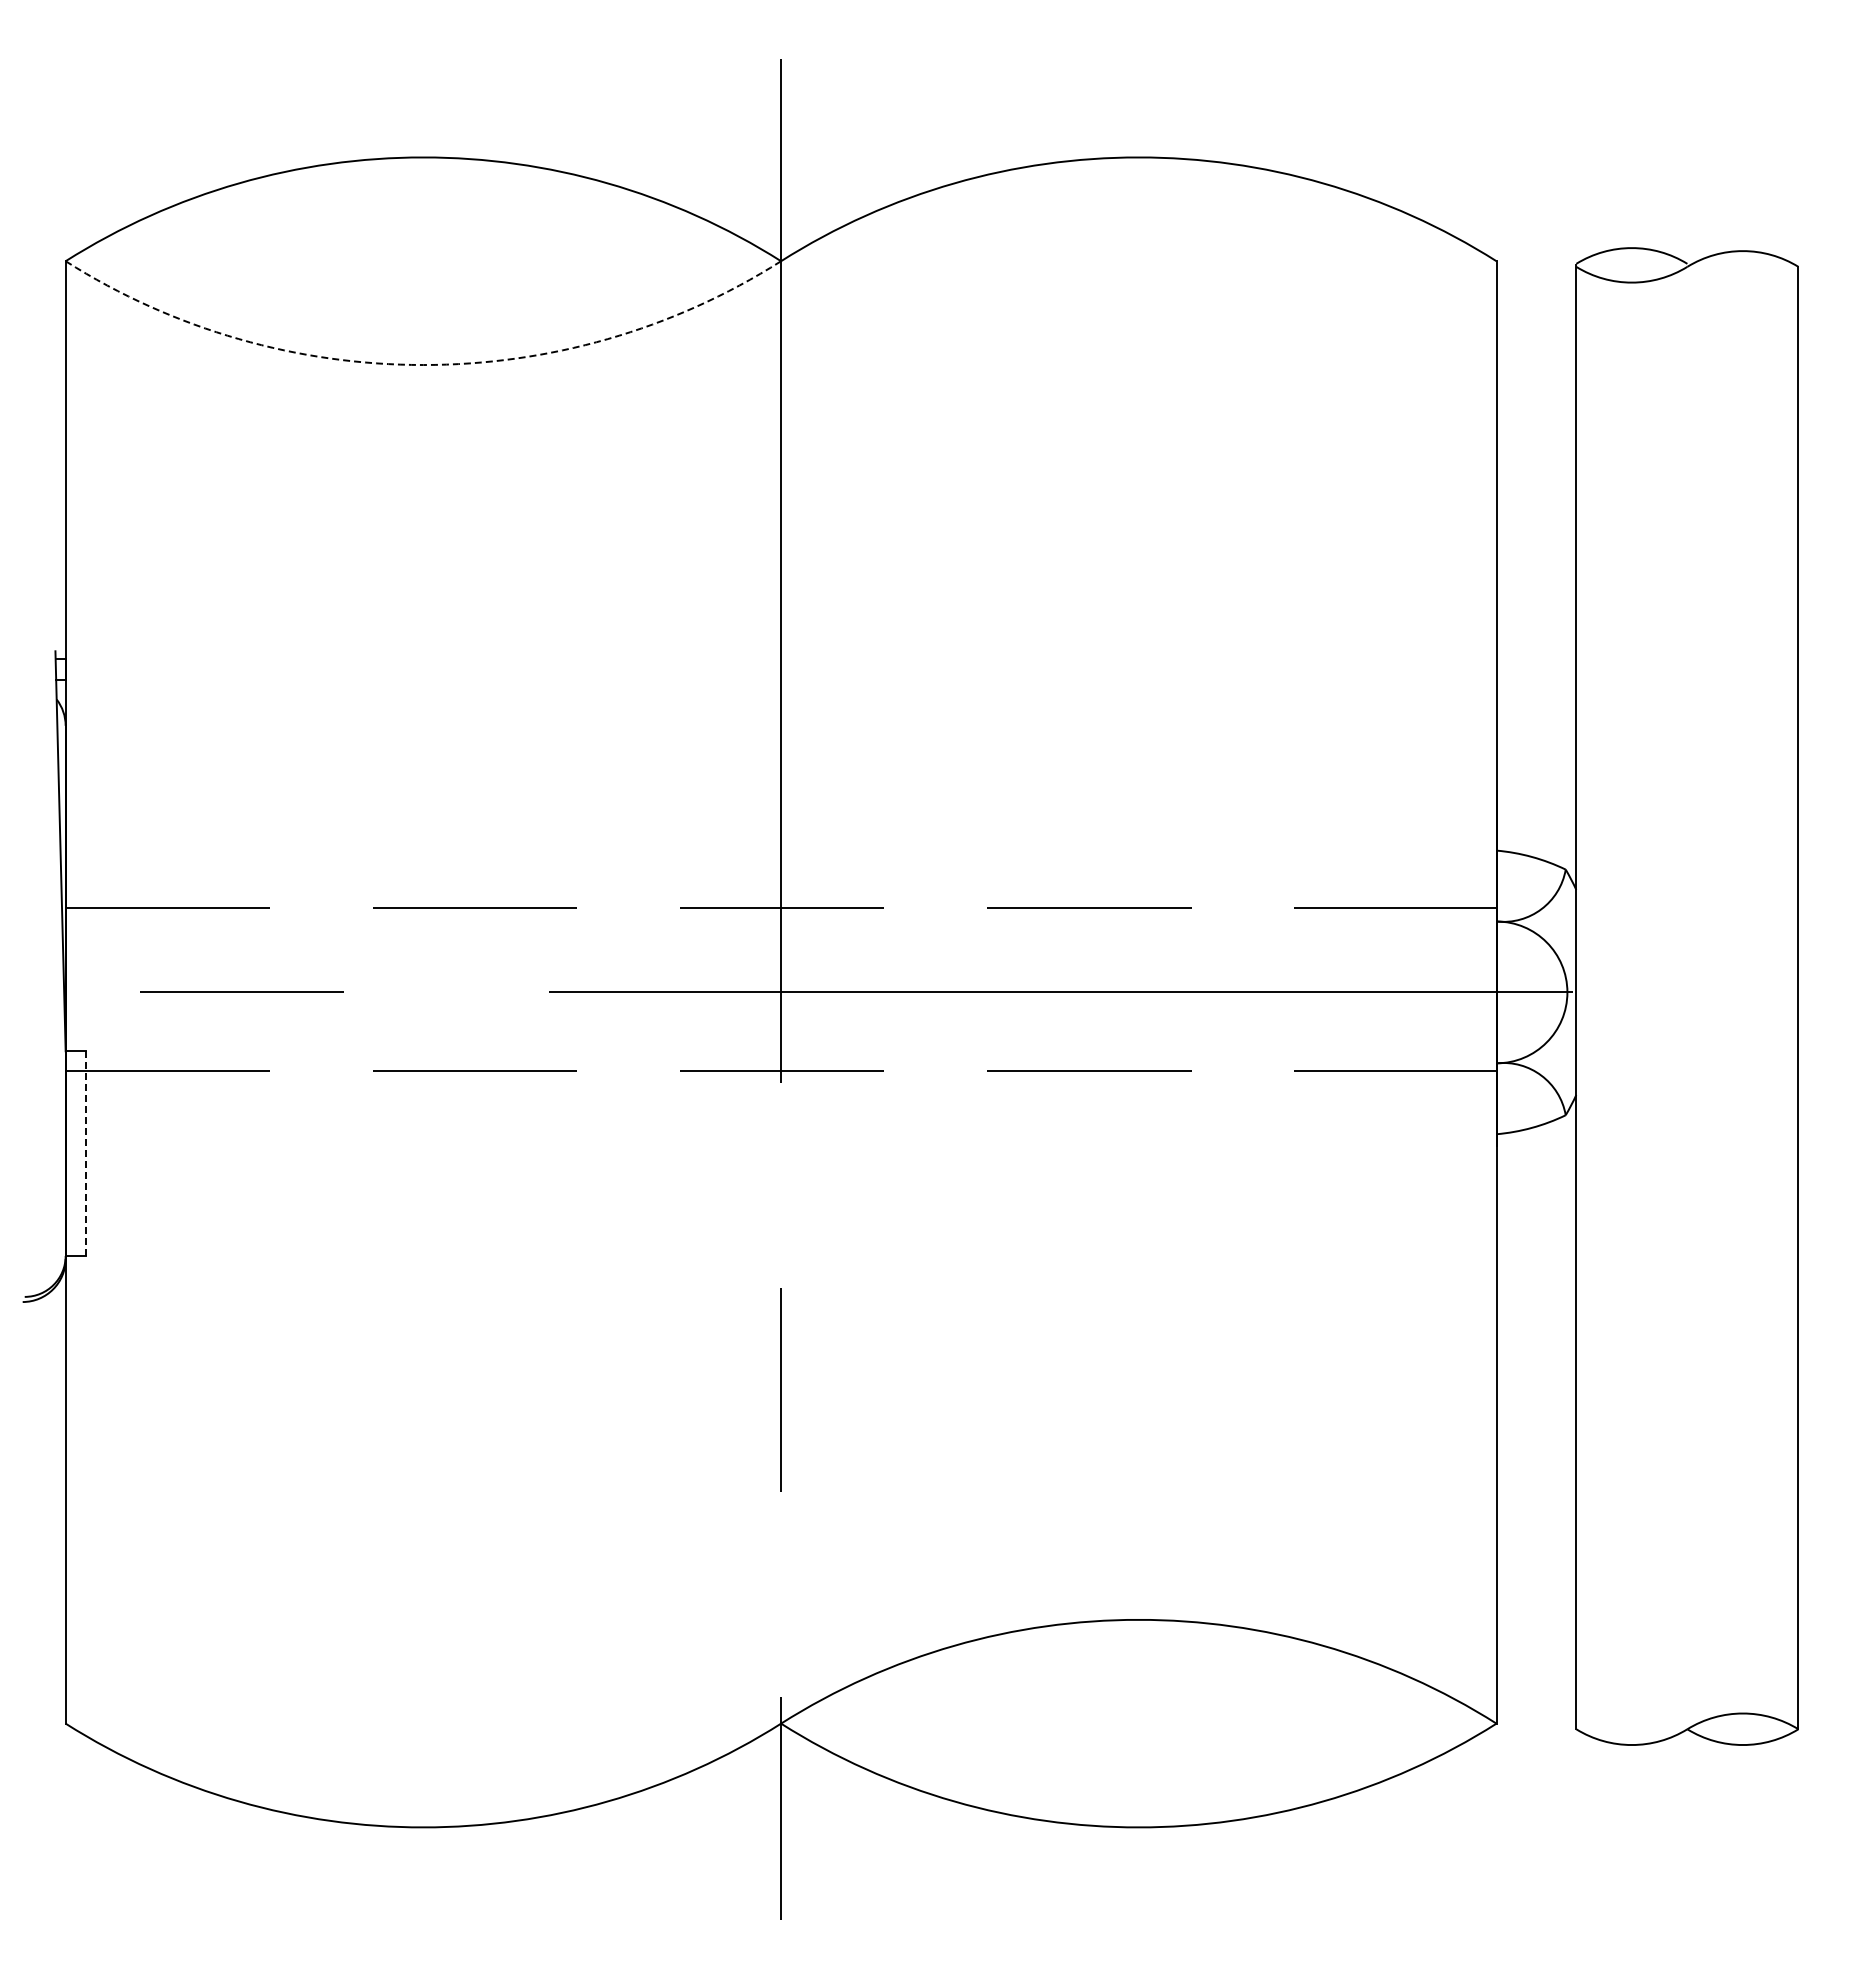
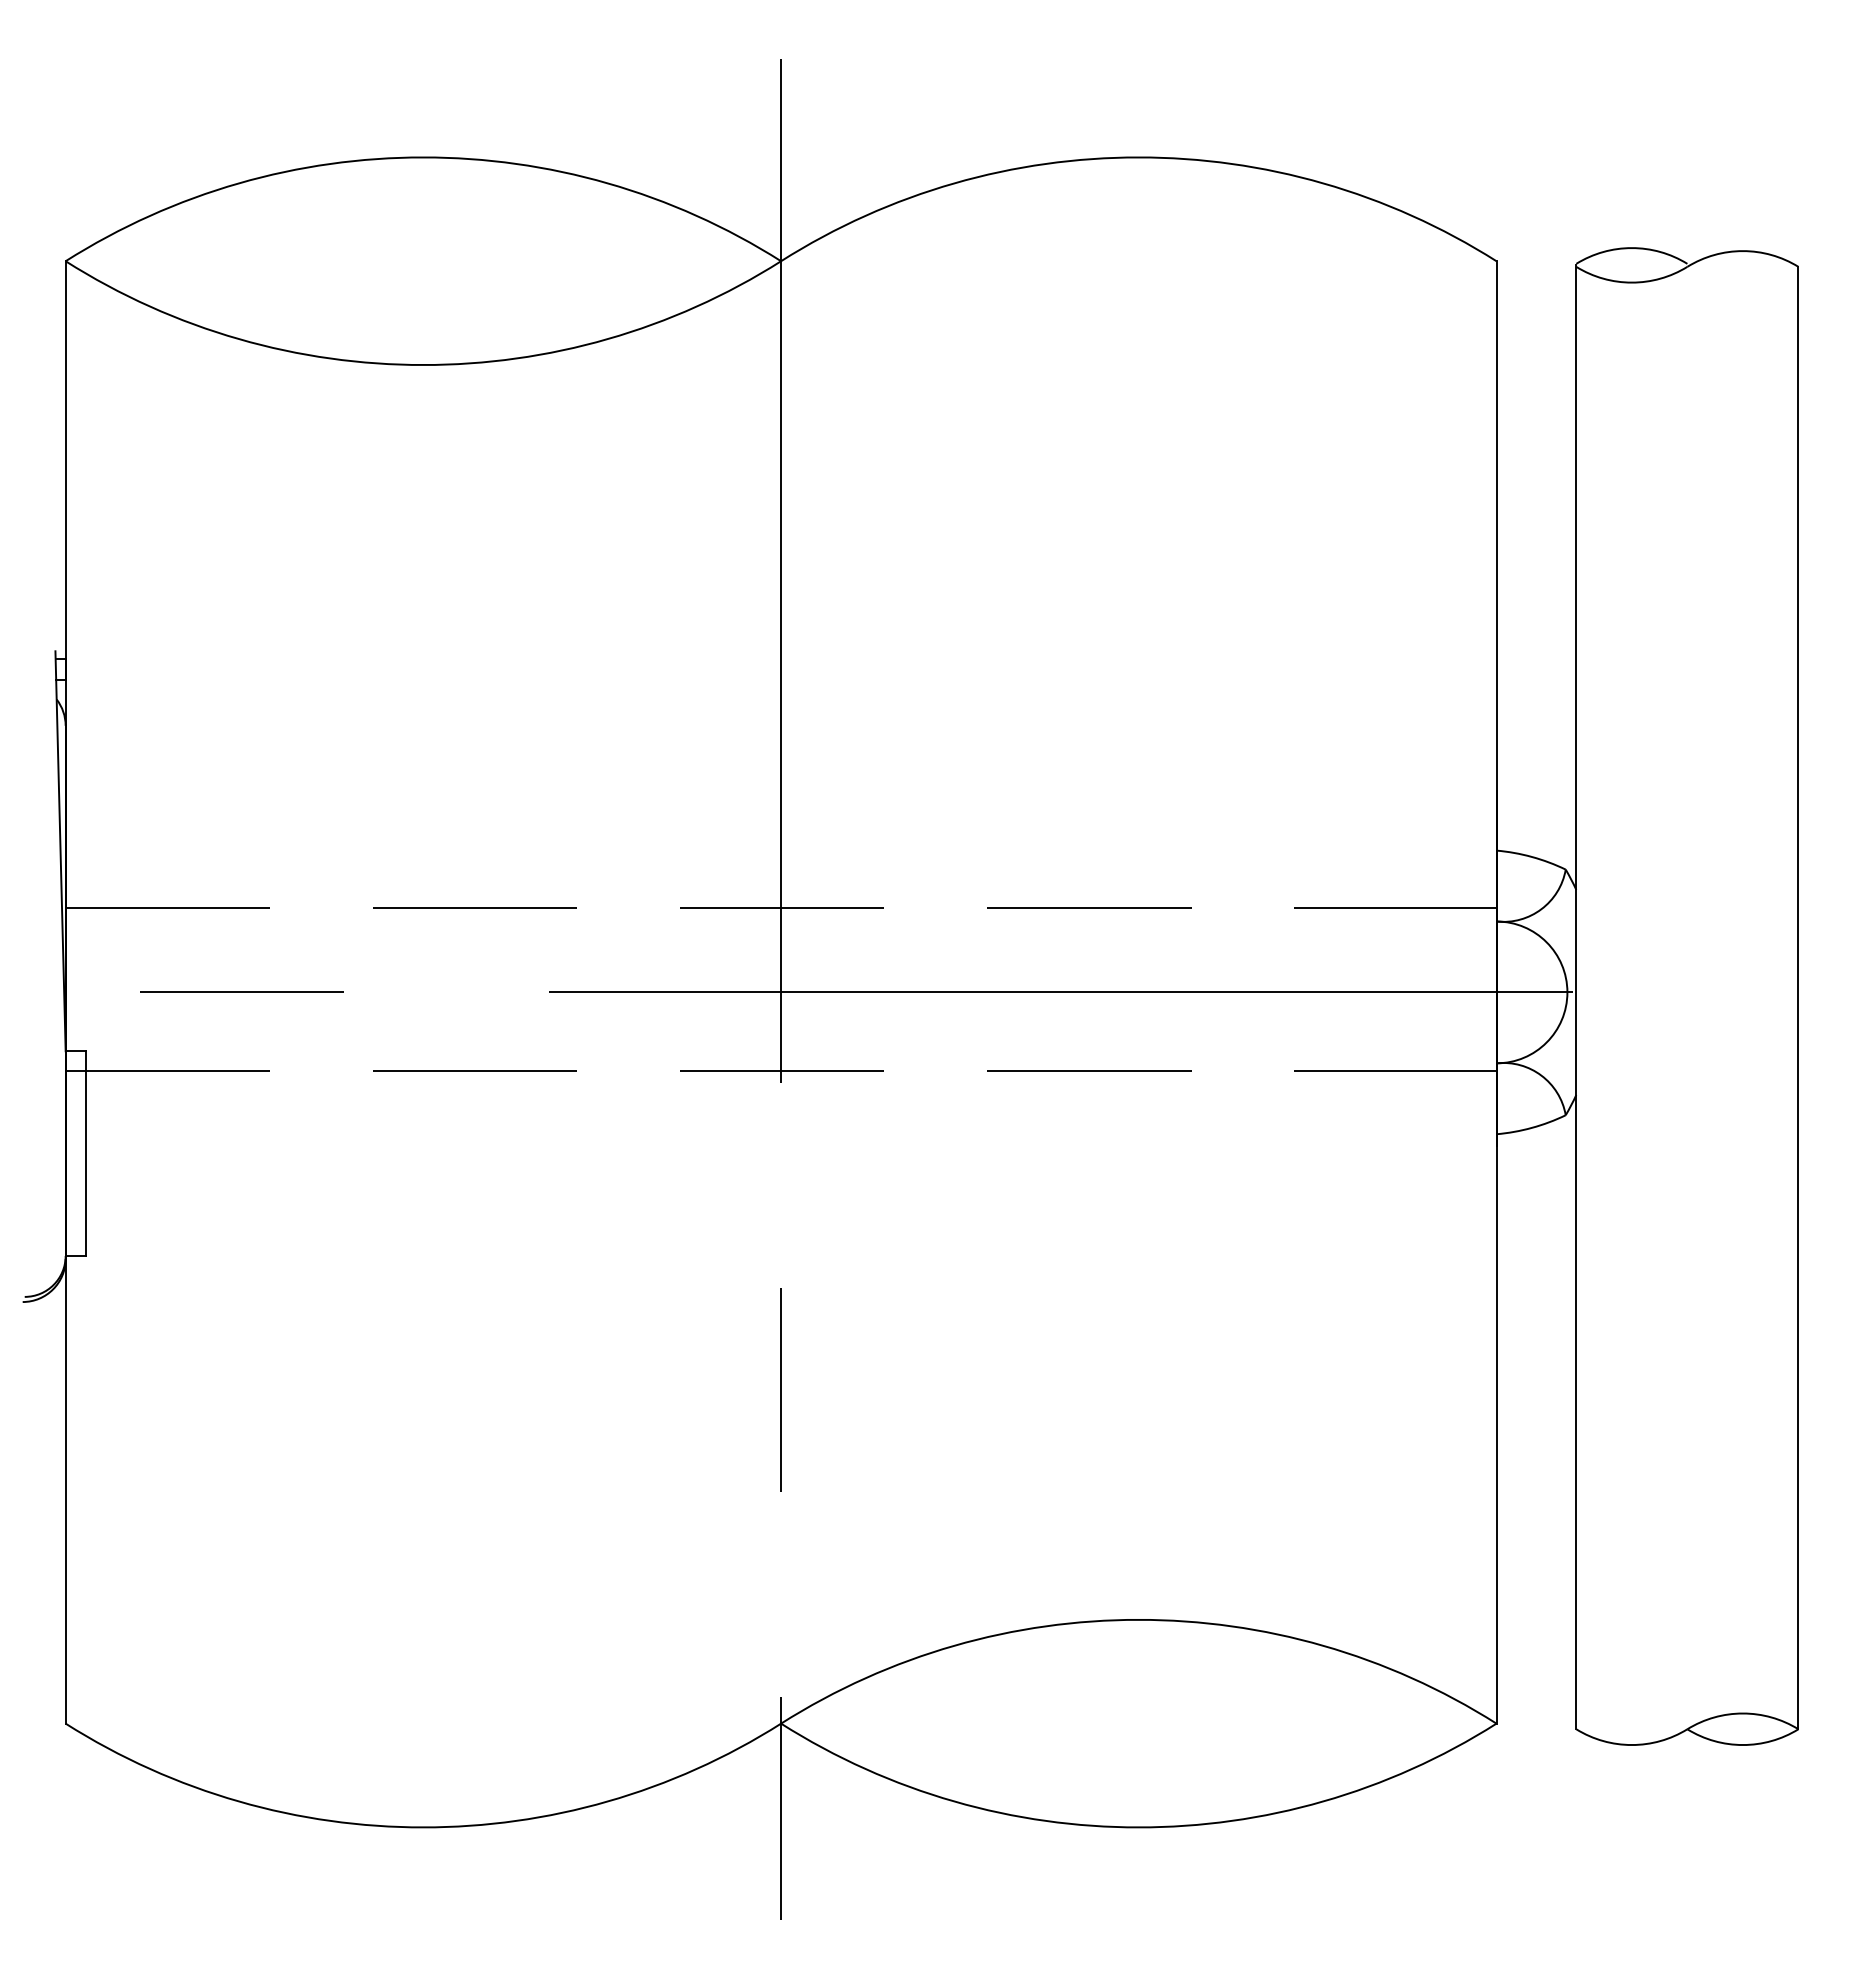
arc: dashed -> solid (423, 365)
line: dashed -> solid (86, 1154)
